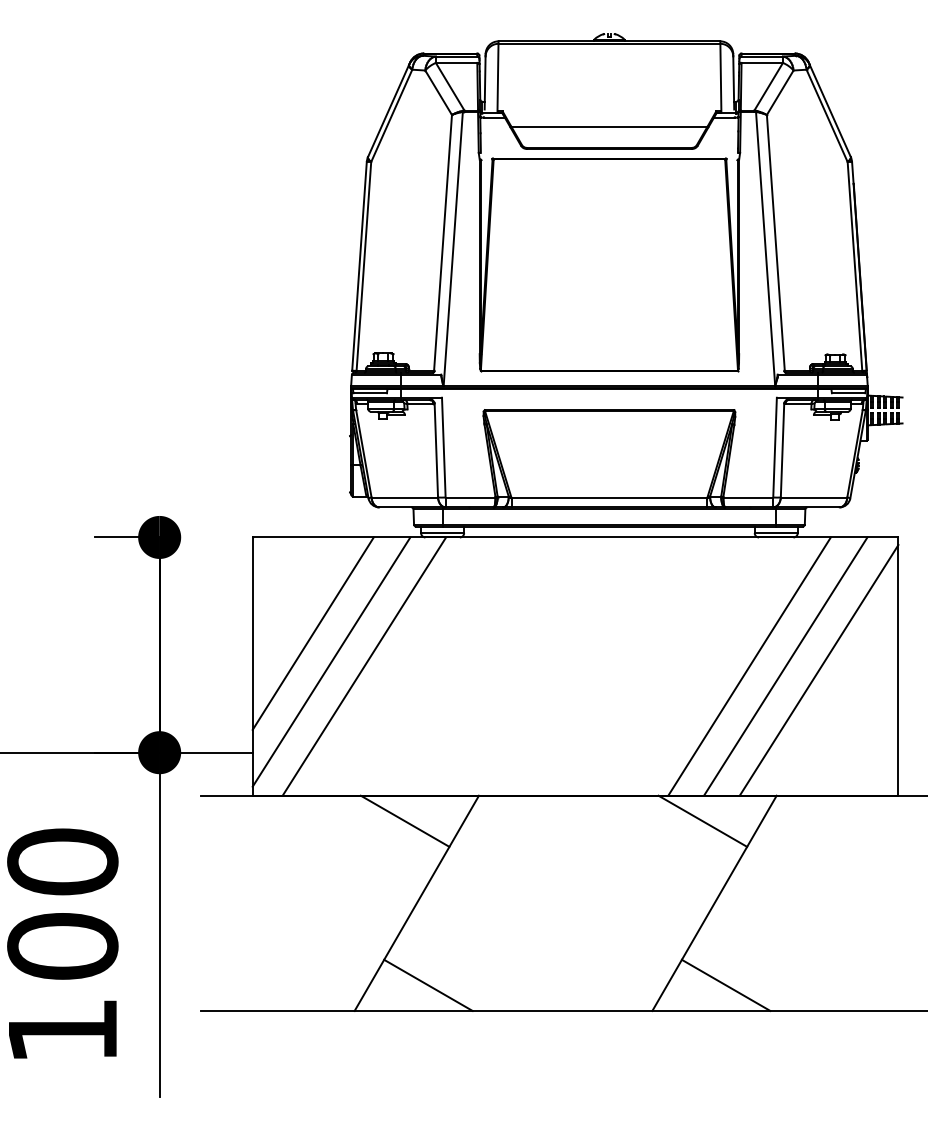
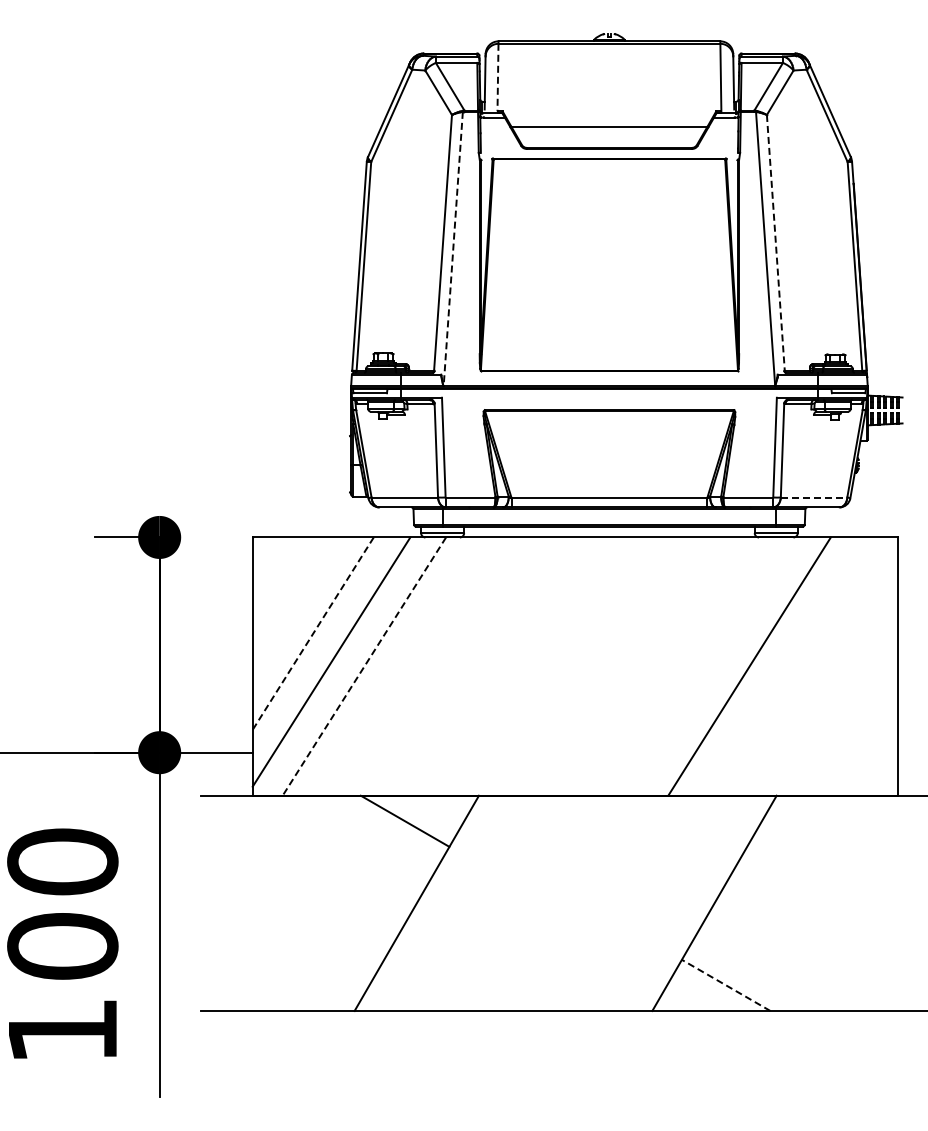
line: solid -> dashed (498, 77)
line: solid -> dashed (775, 243)
line: solid -> dashed (453, 249)
line: solid -> dashed (814, 497)
line: solid -> dashed (313, 633)
line: solid -> dashed (364, 666)
line: present -> none (785, 666)
line: present -> none (818, 670)
line: present -> none (702, 820)
line: present -> none (428, 984)
line: solid -> dashed (725, 985)
